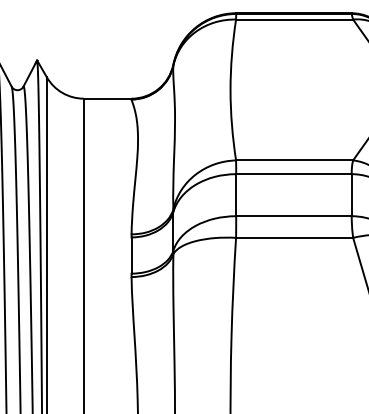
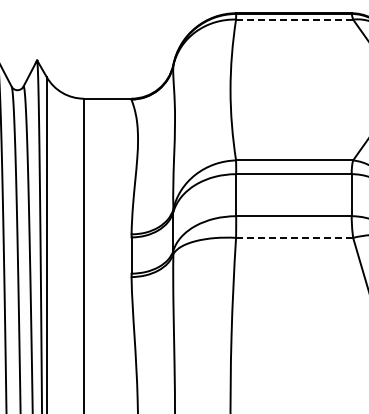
line: solid -> dashed (294, 19)
line: solid -> dashed (294, 237)
